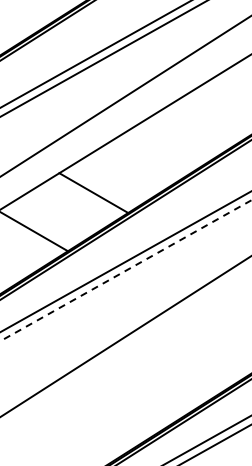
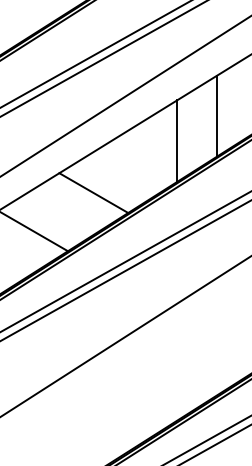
line: none -> present (216, 115)
line: none -> present (177, 140)
line: dashed -> solid (125, 270)
